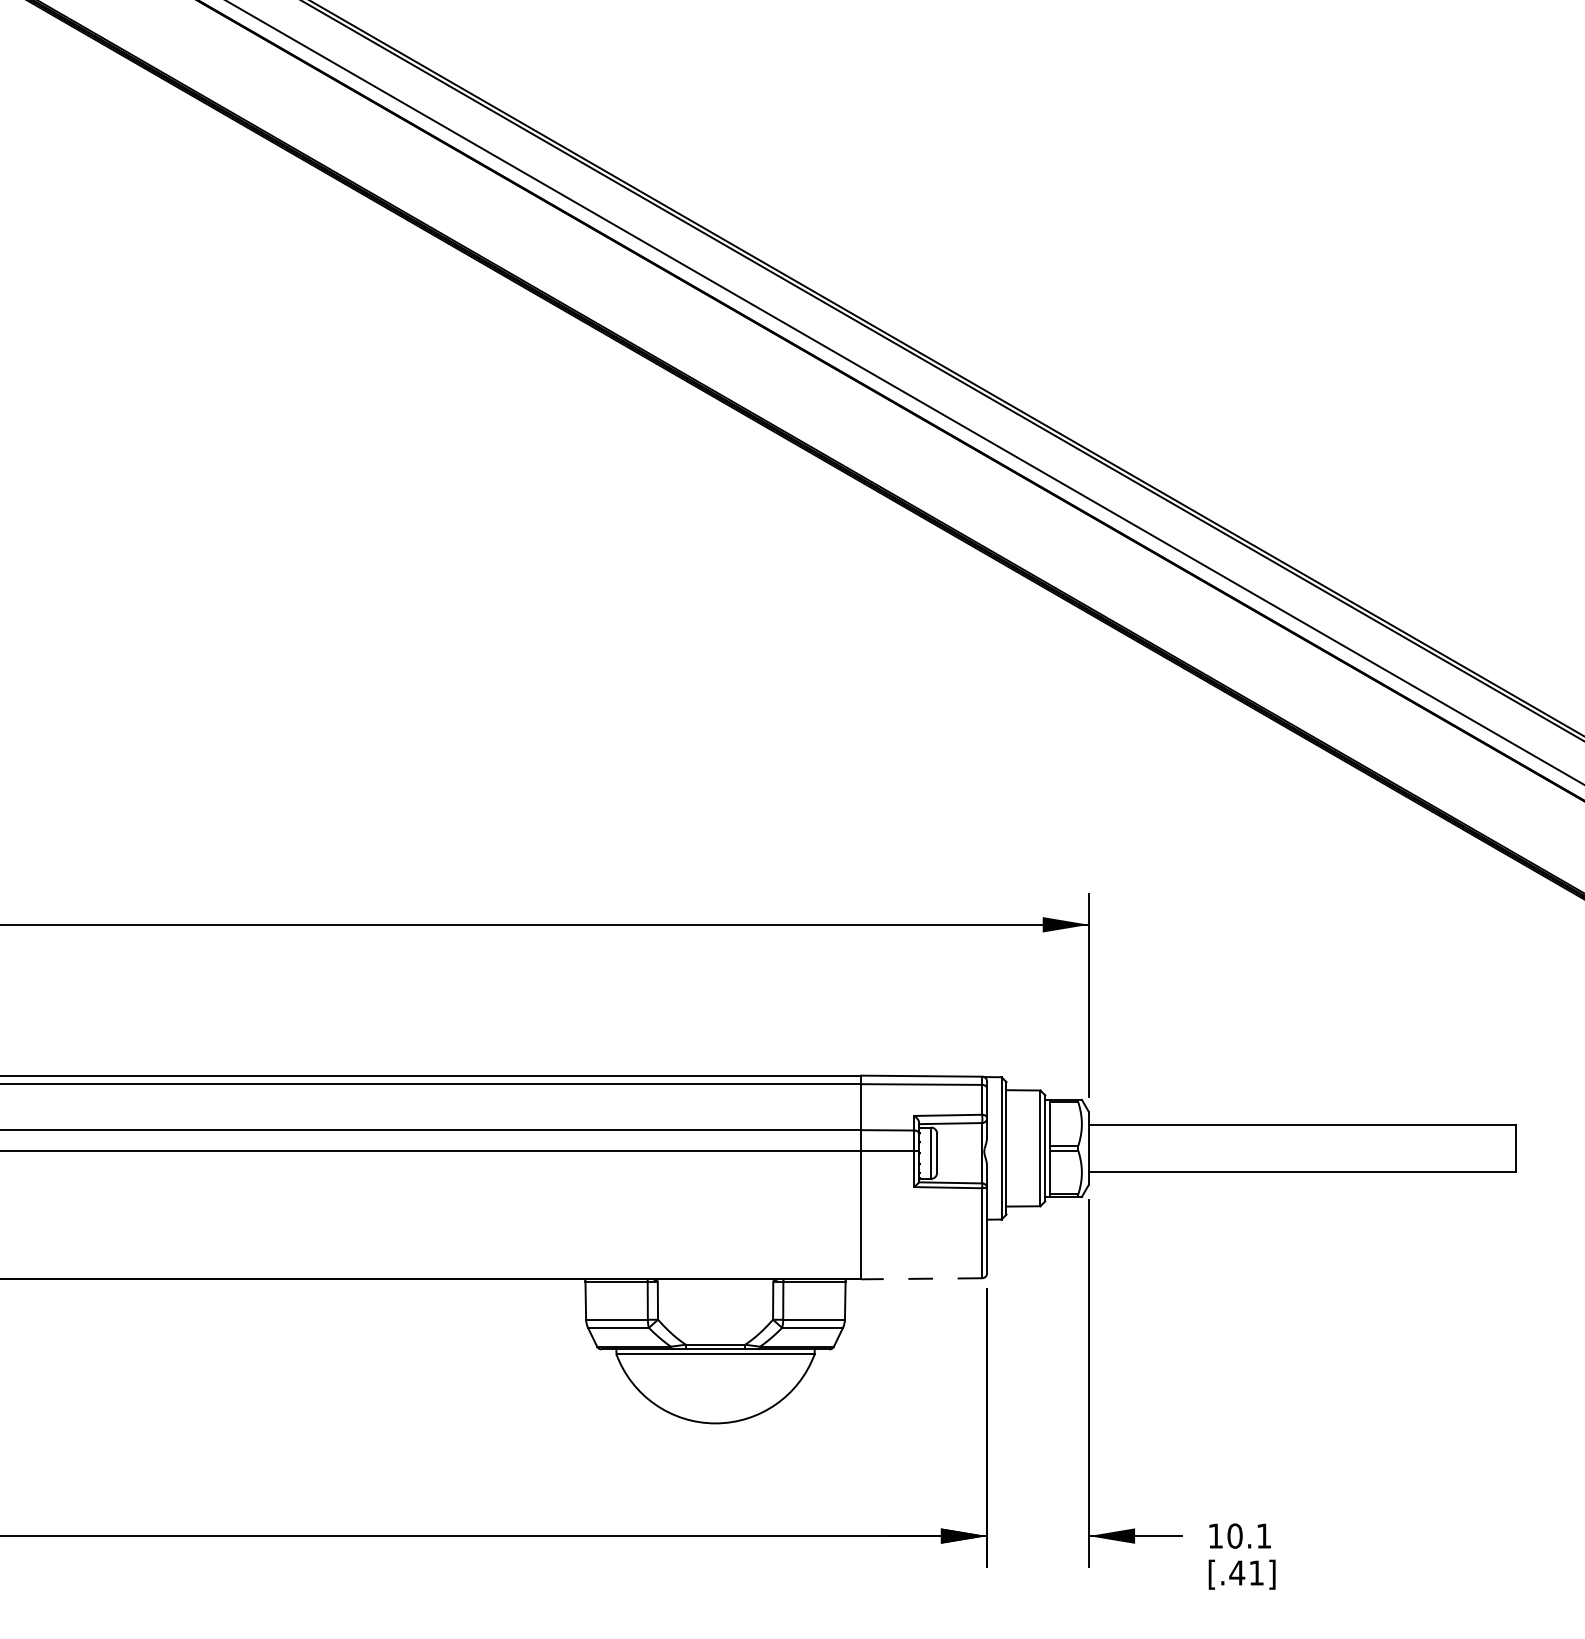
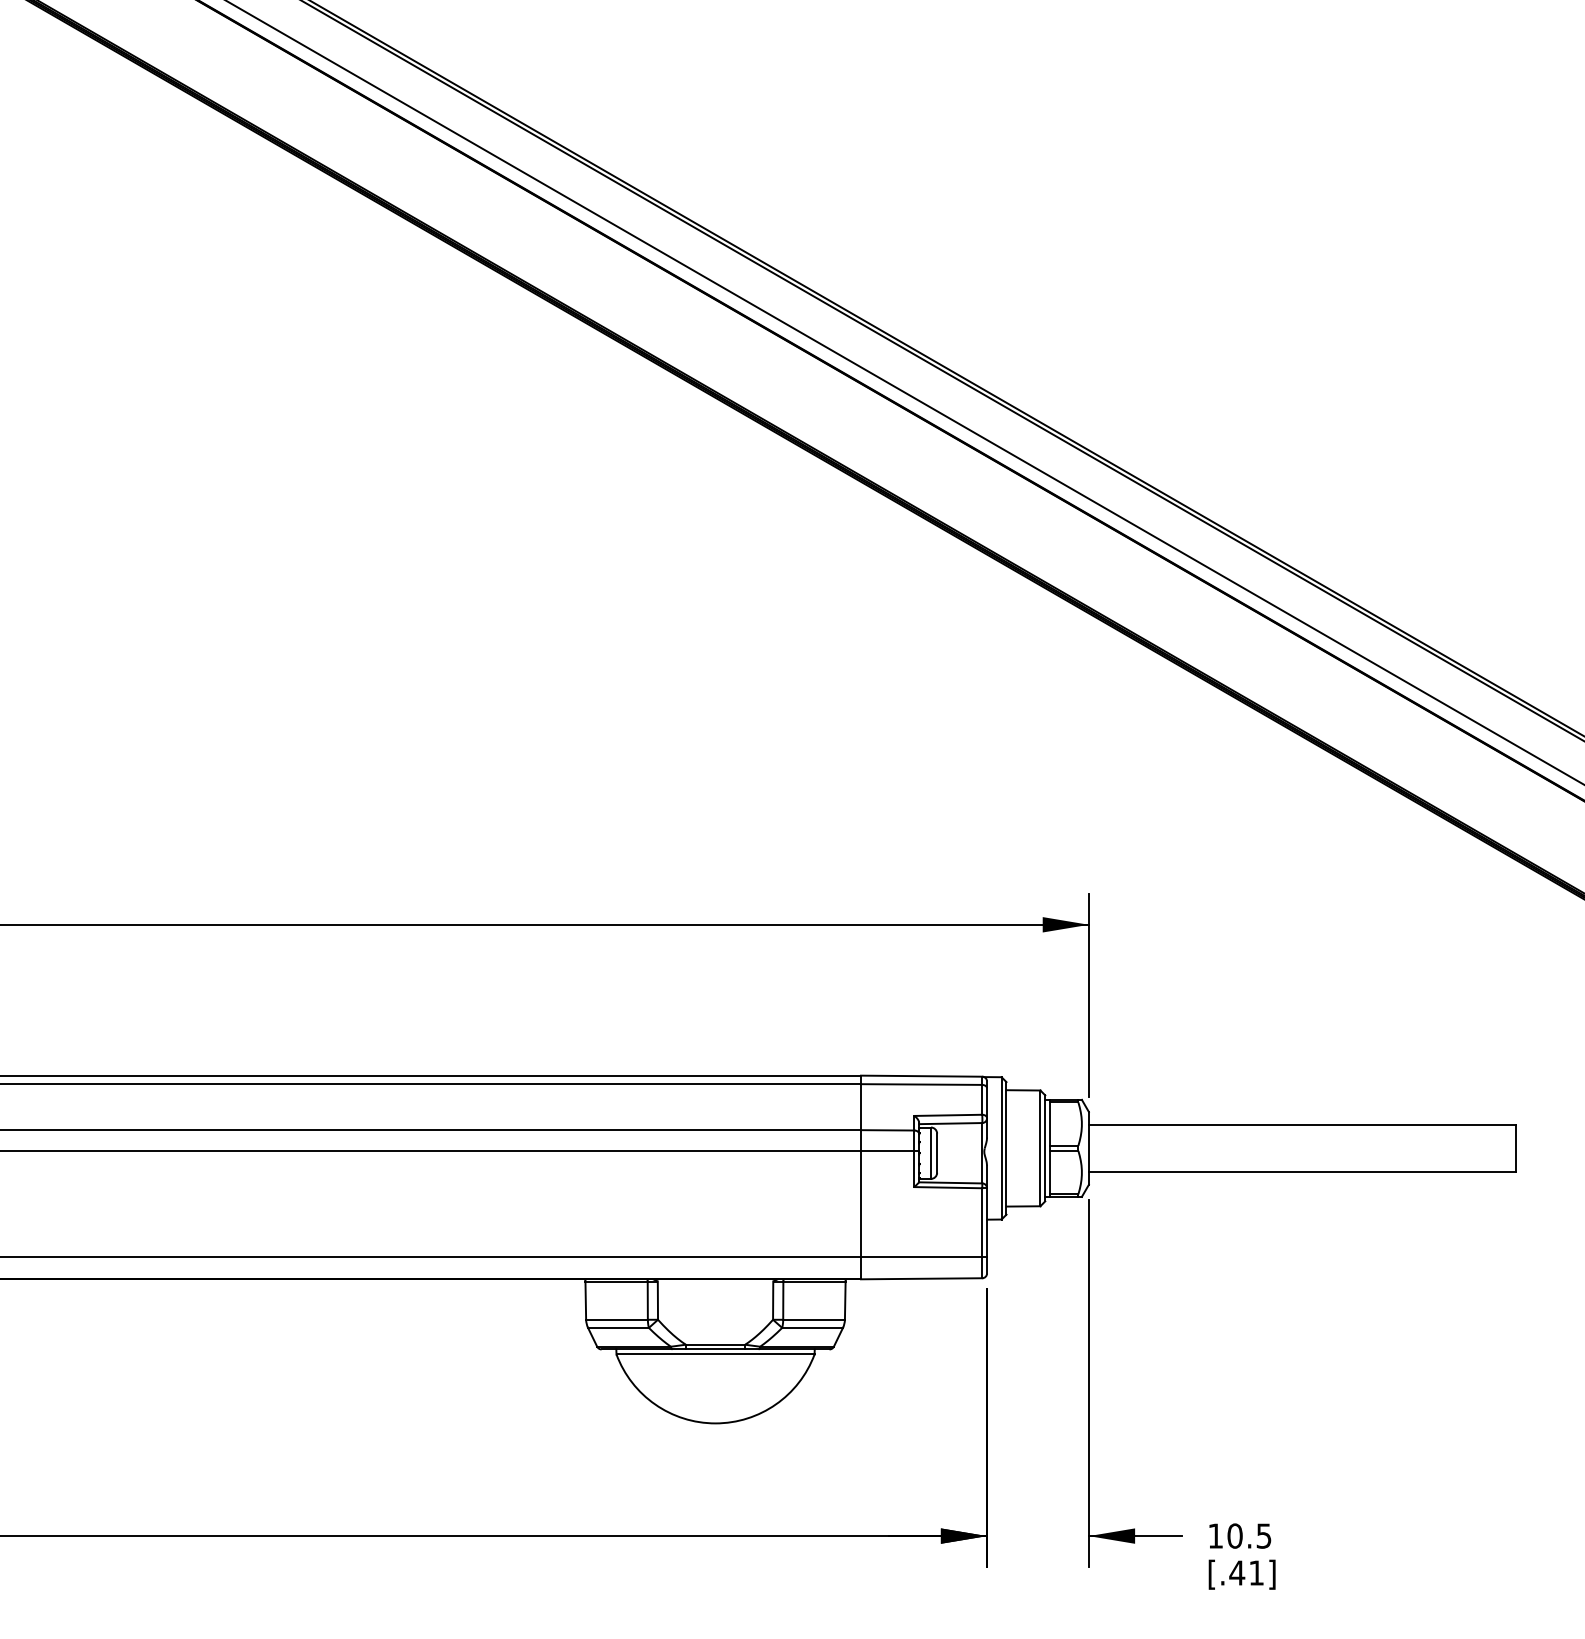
line: none -> present (494, 1257)
line: dashed -> solid (921, 1278)
text: 10.1 -> 10.5 (1263, 1535)
